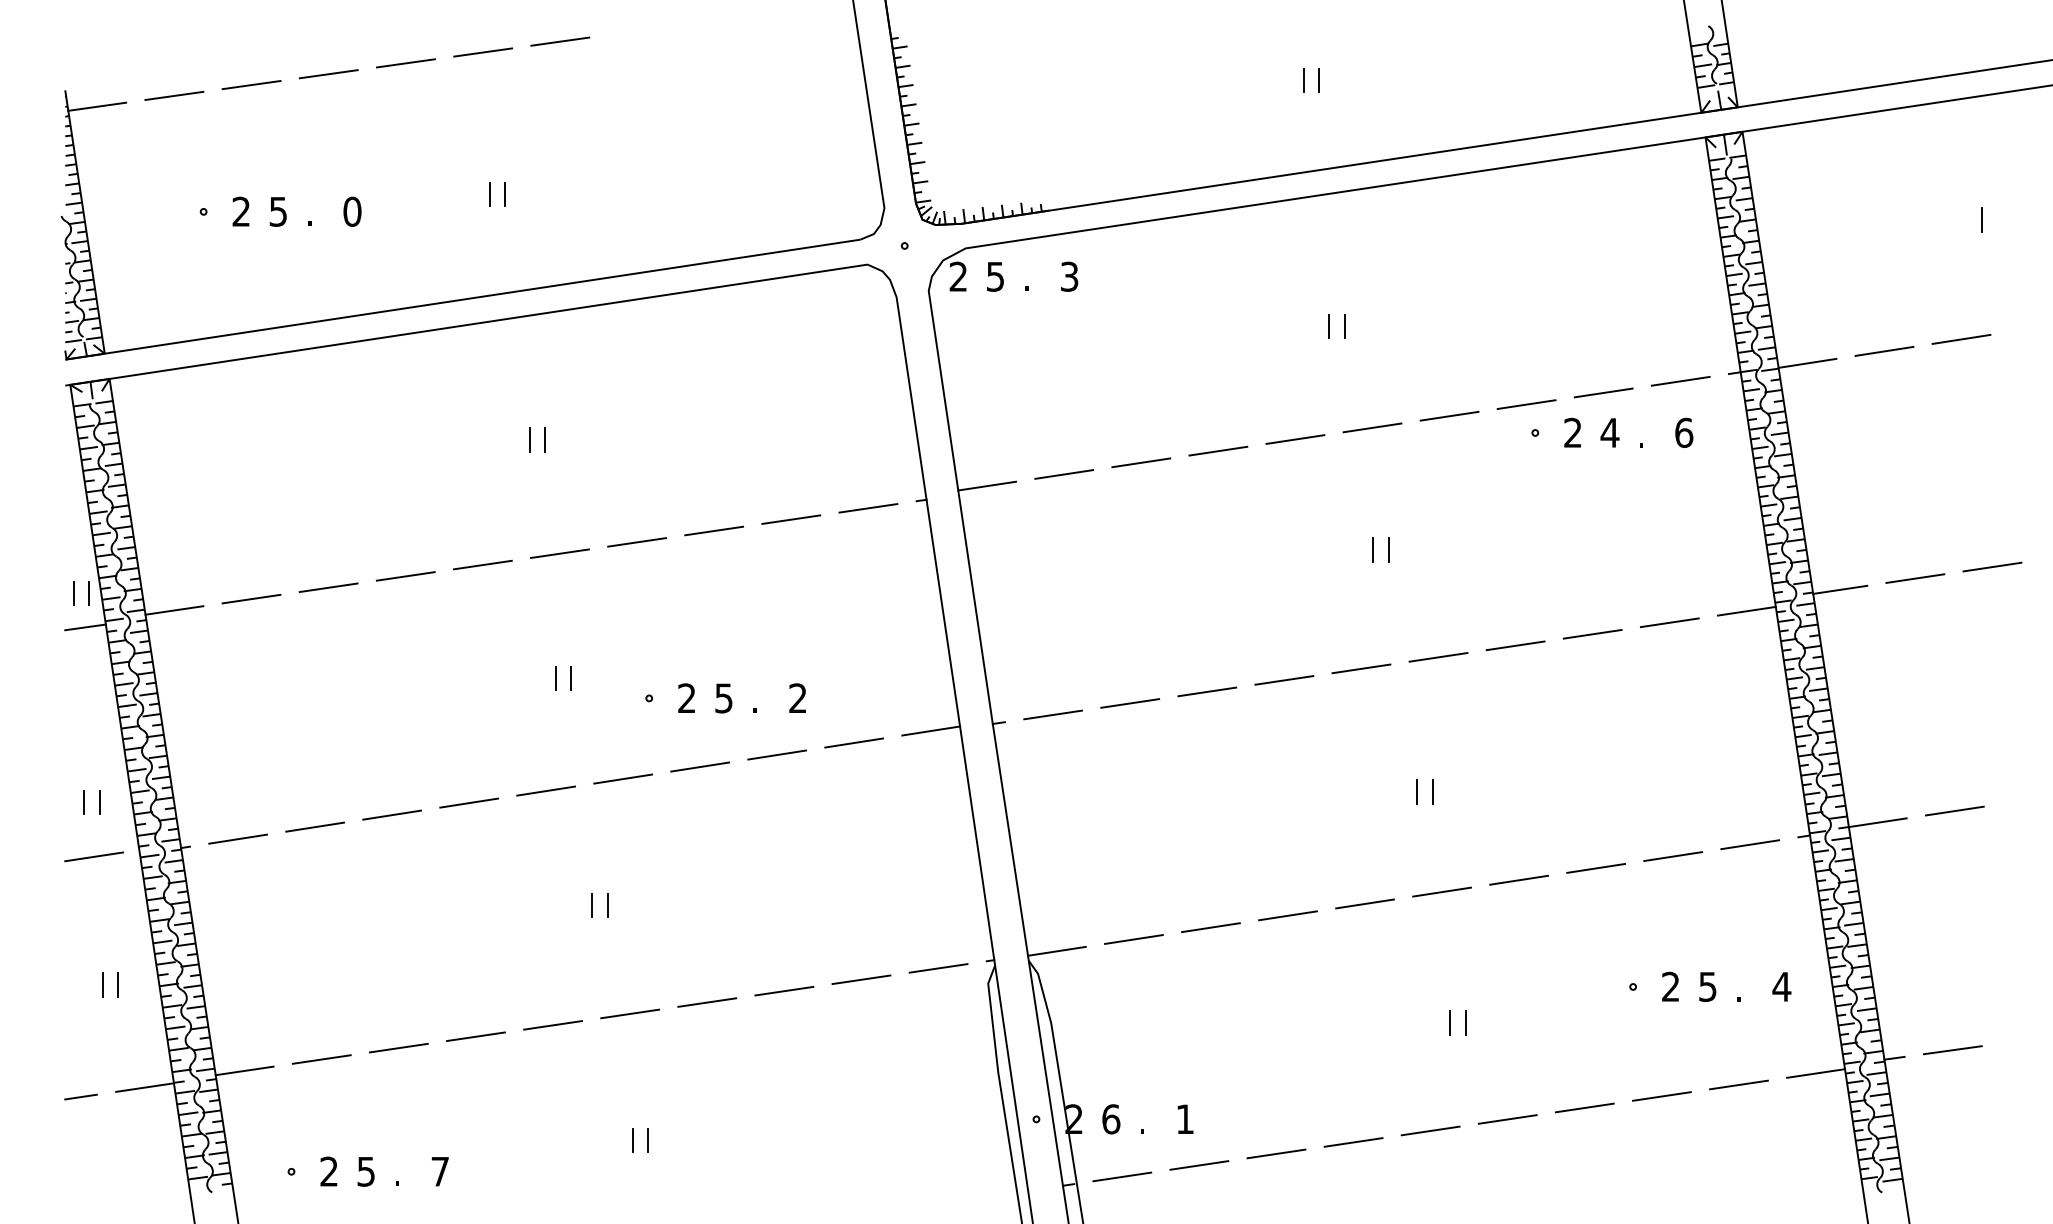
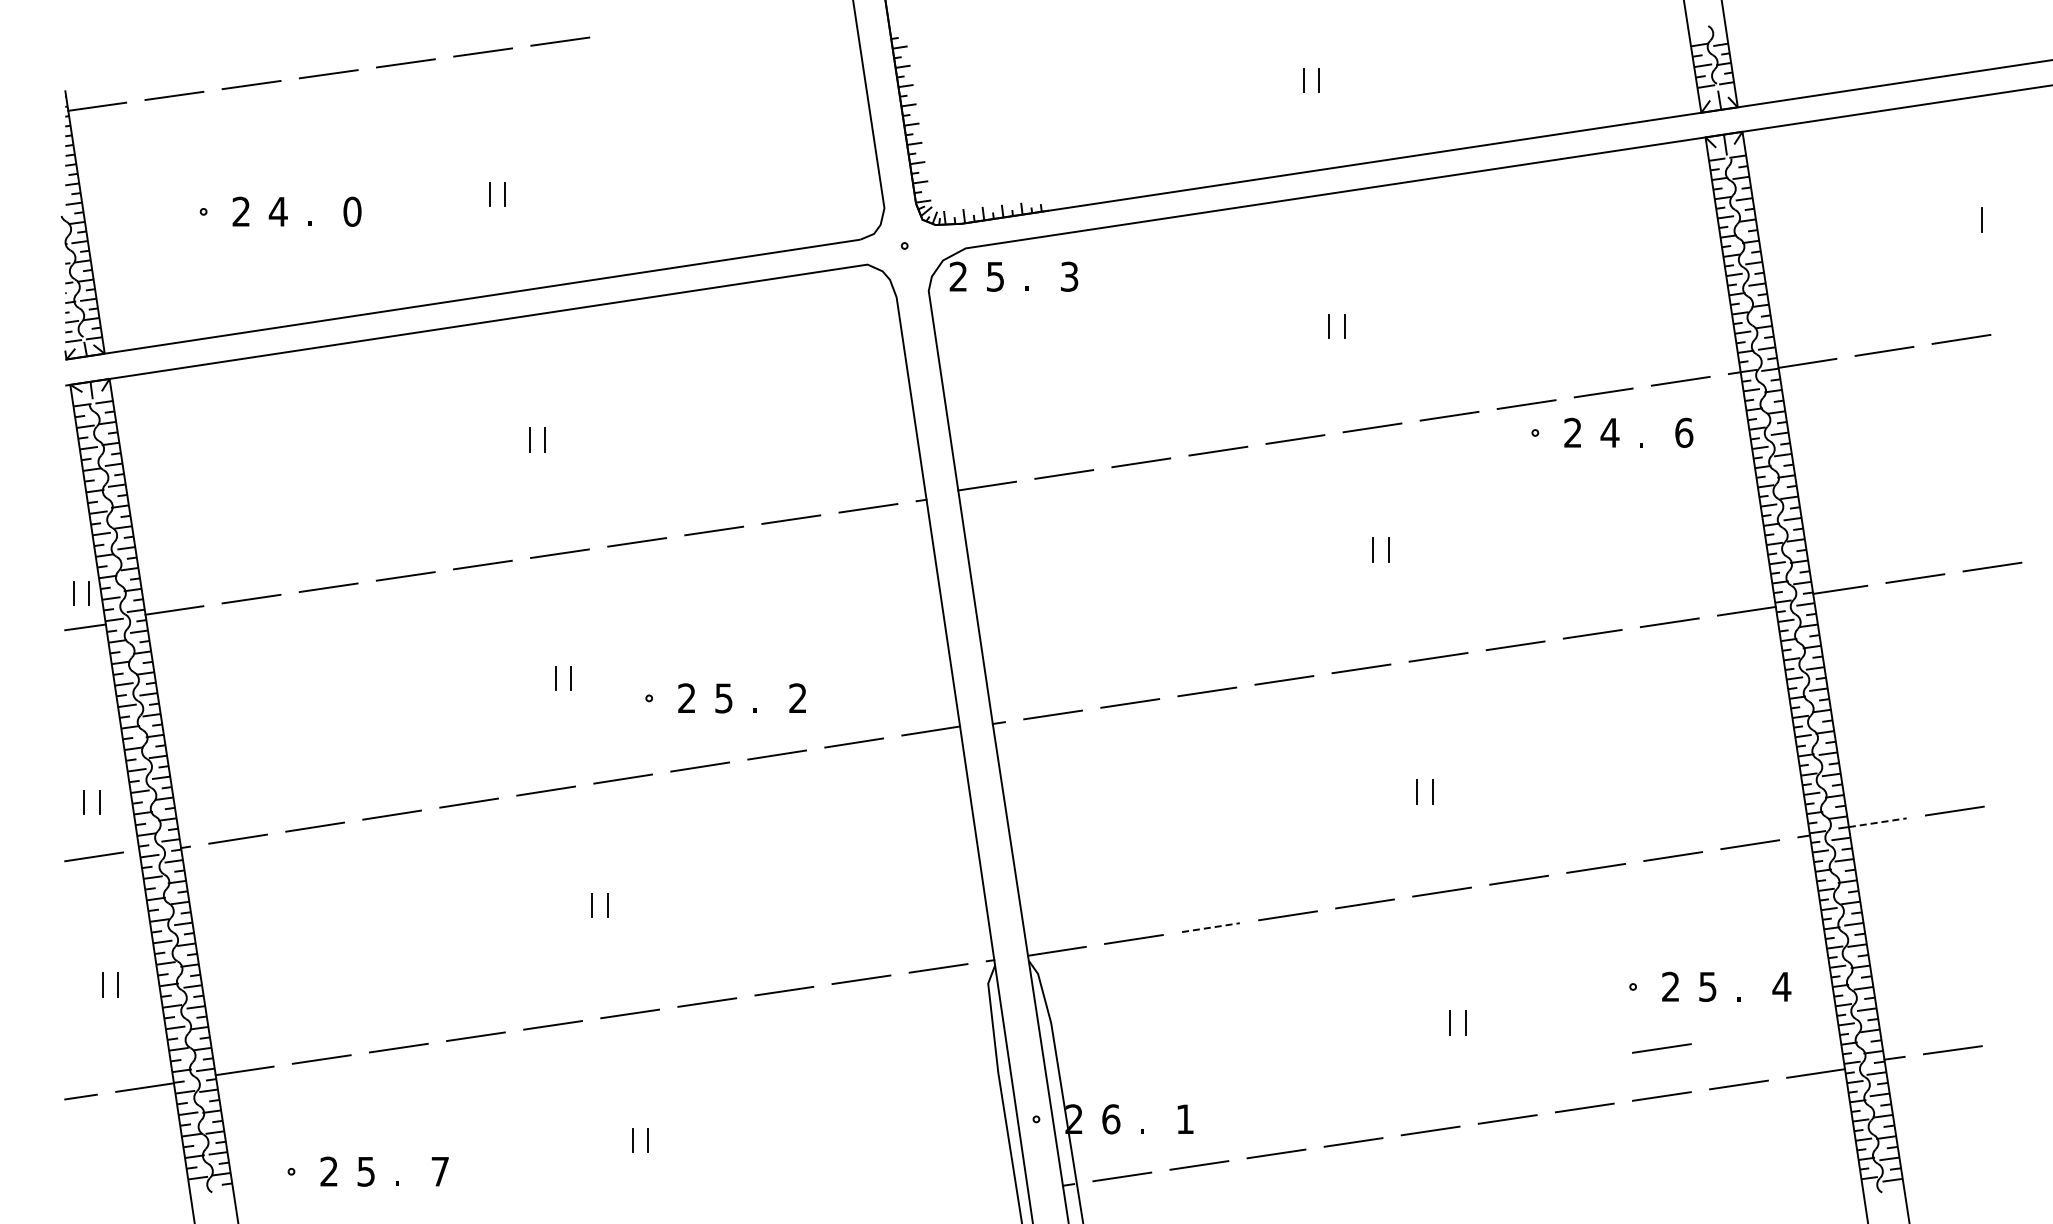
text: 5 -> 4 (277, 211)
line: solid -> dashed (1878, 822)
line: solid -> dashed (1211, 927)
line: none -> present (1661, 1048)
